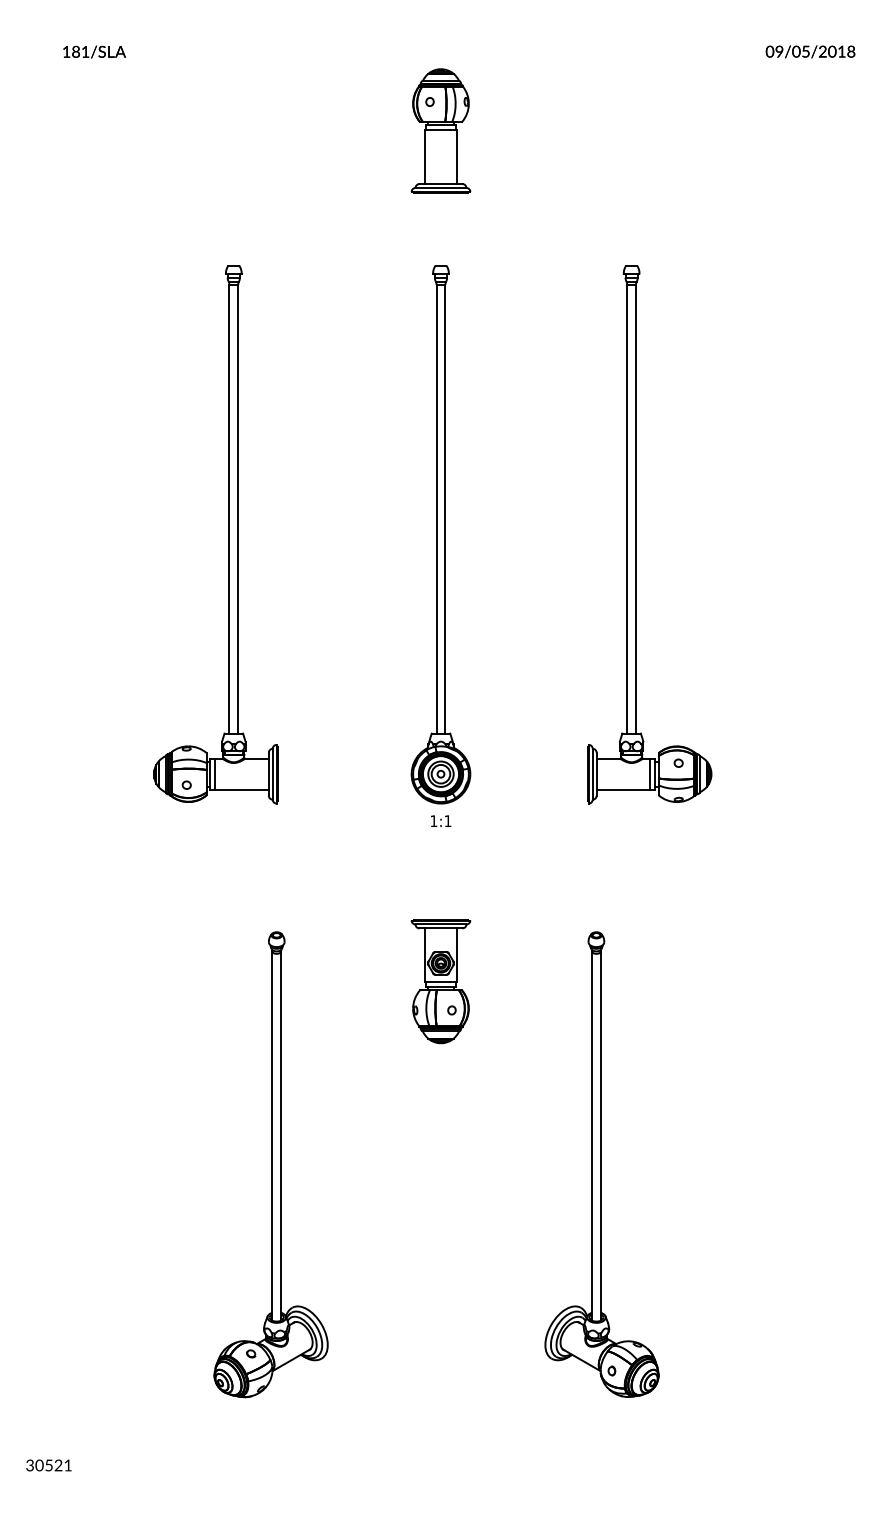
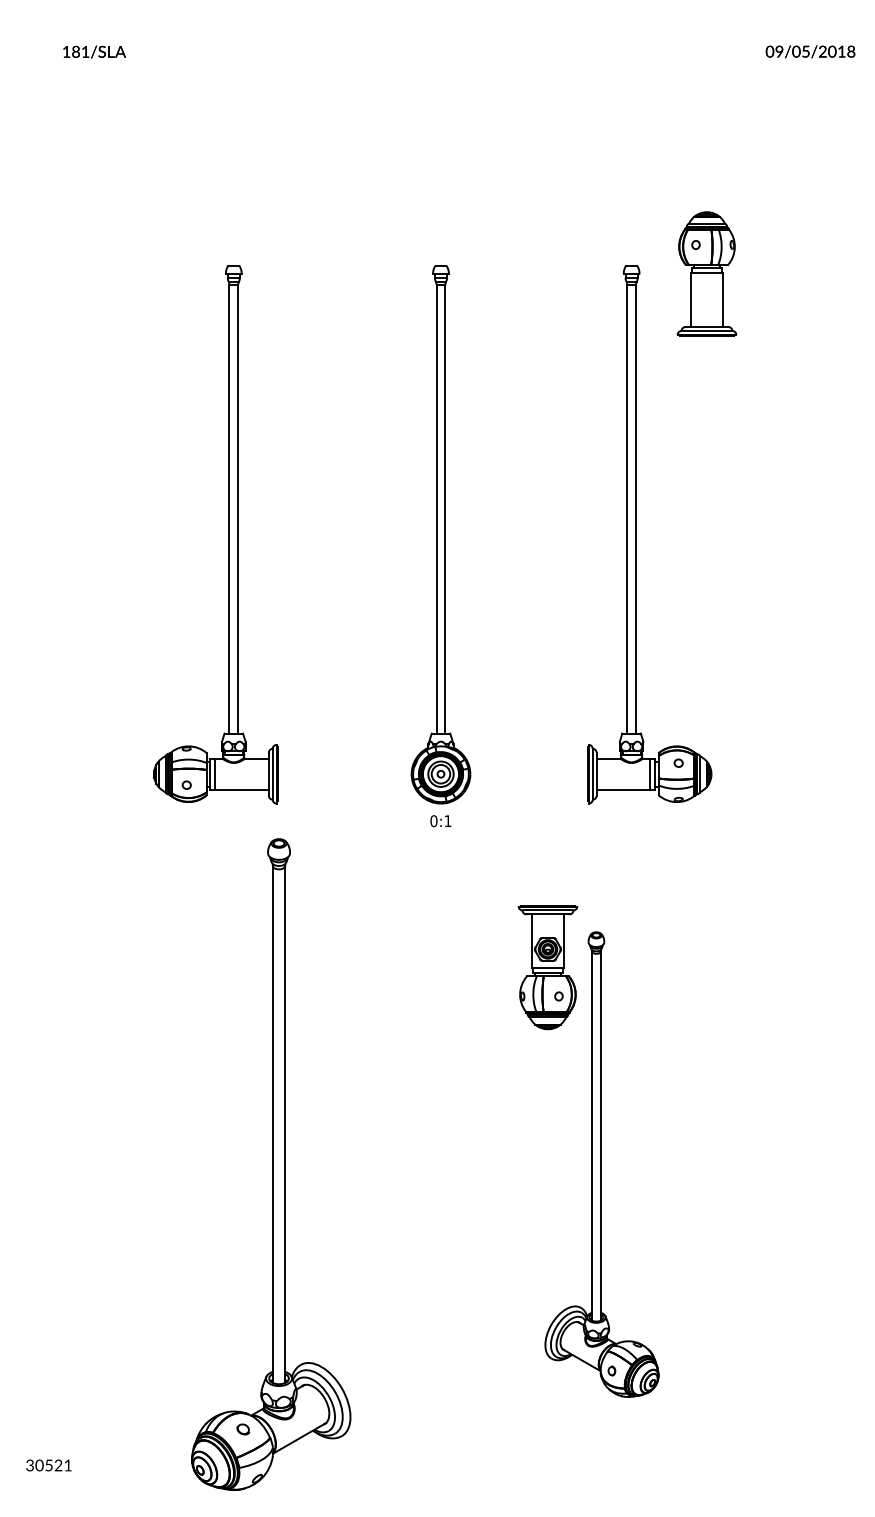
part position: (440, 130) -> (706, 273) (706, 273)
text: 1:1 -> 0:1 (433, 821)
part position: (440, 981) -> (547, 967) (547, 967)
part size: 116x468 px -> 161x653 px (271, 1164)
